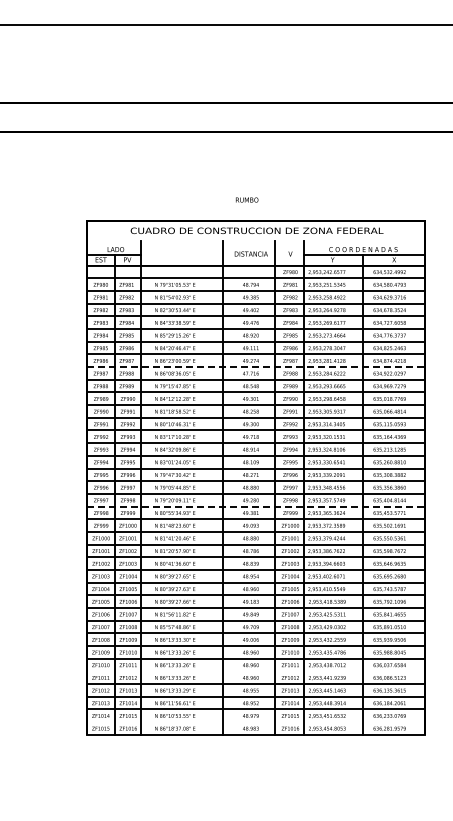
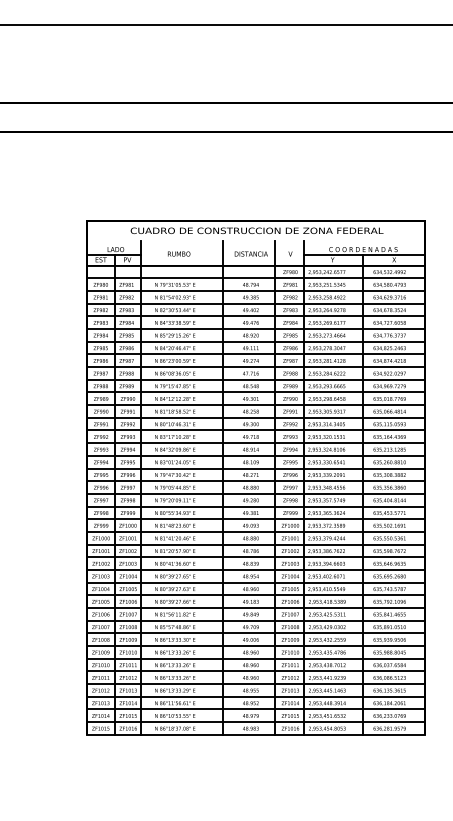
text position: (247, 199) -> (179, 253) (179, 253)
line: dashed -> solid (256, 367)
line: dashed -> solid (256, 506)
line: none -> present (256, 671)
line: none -> present (256, 722)
